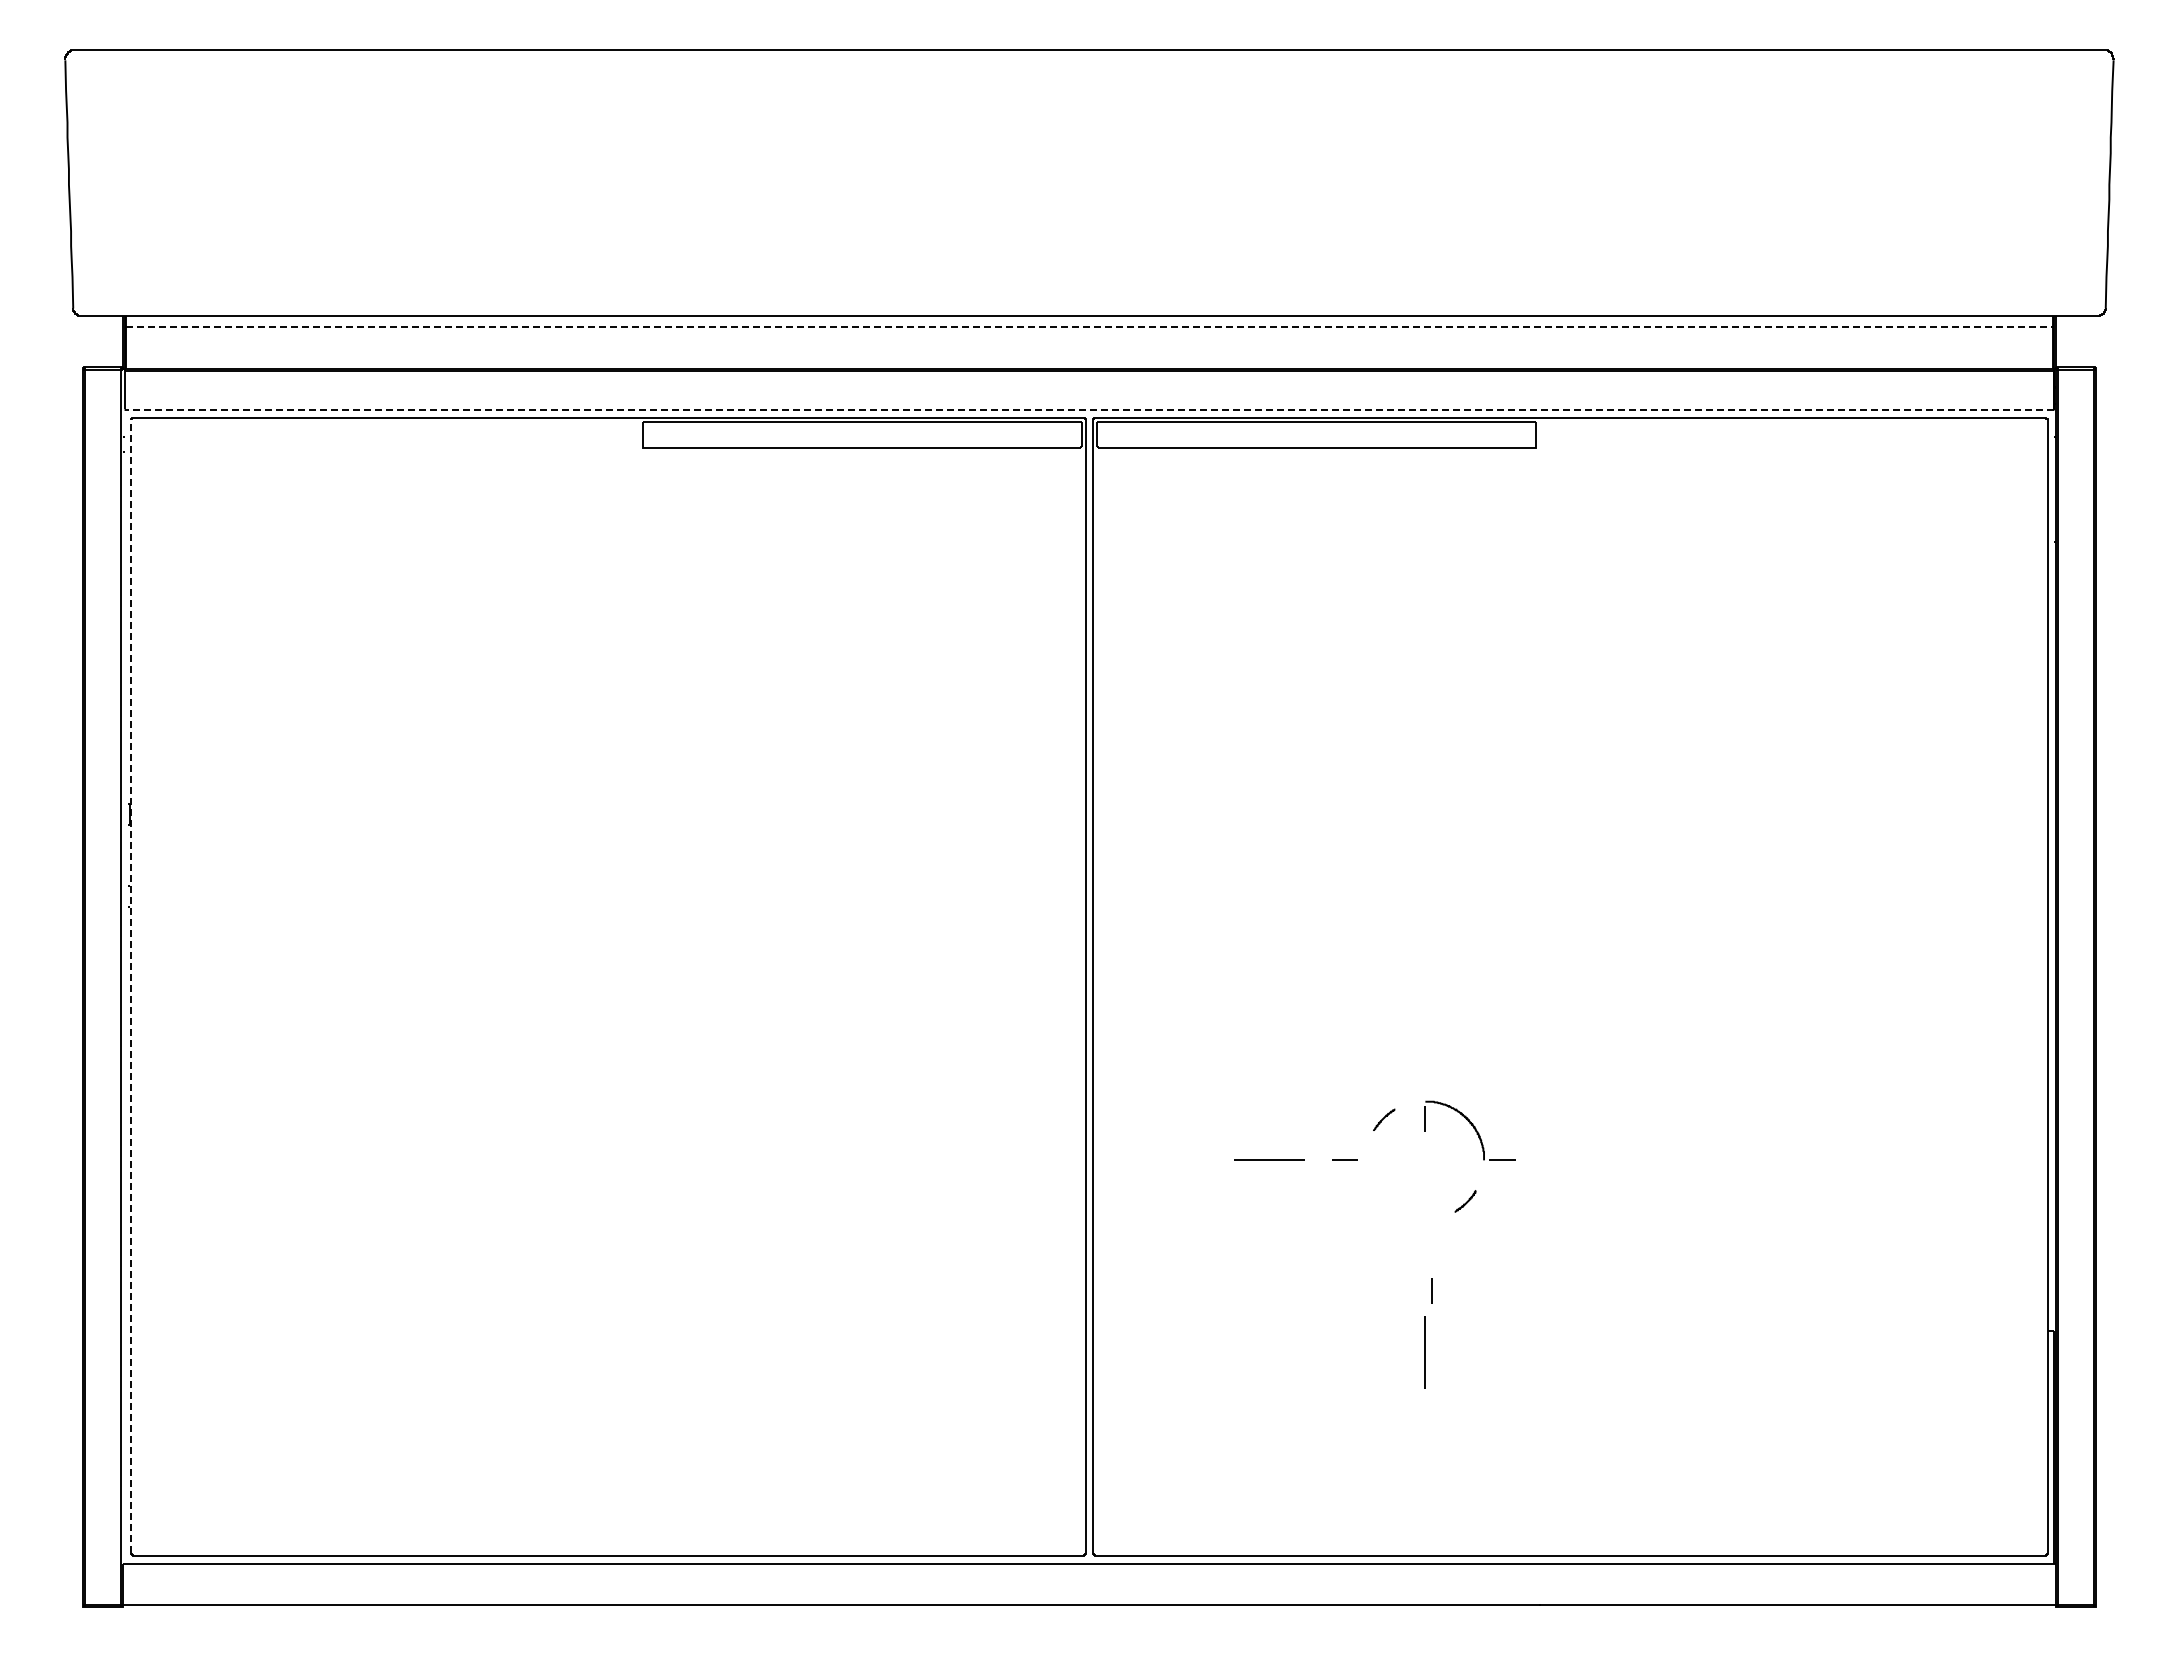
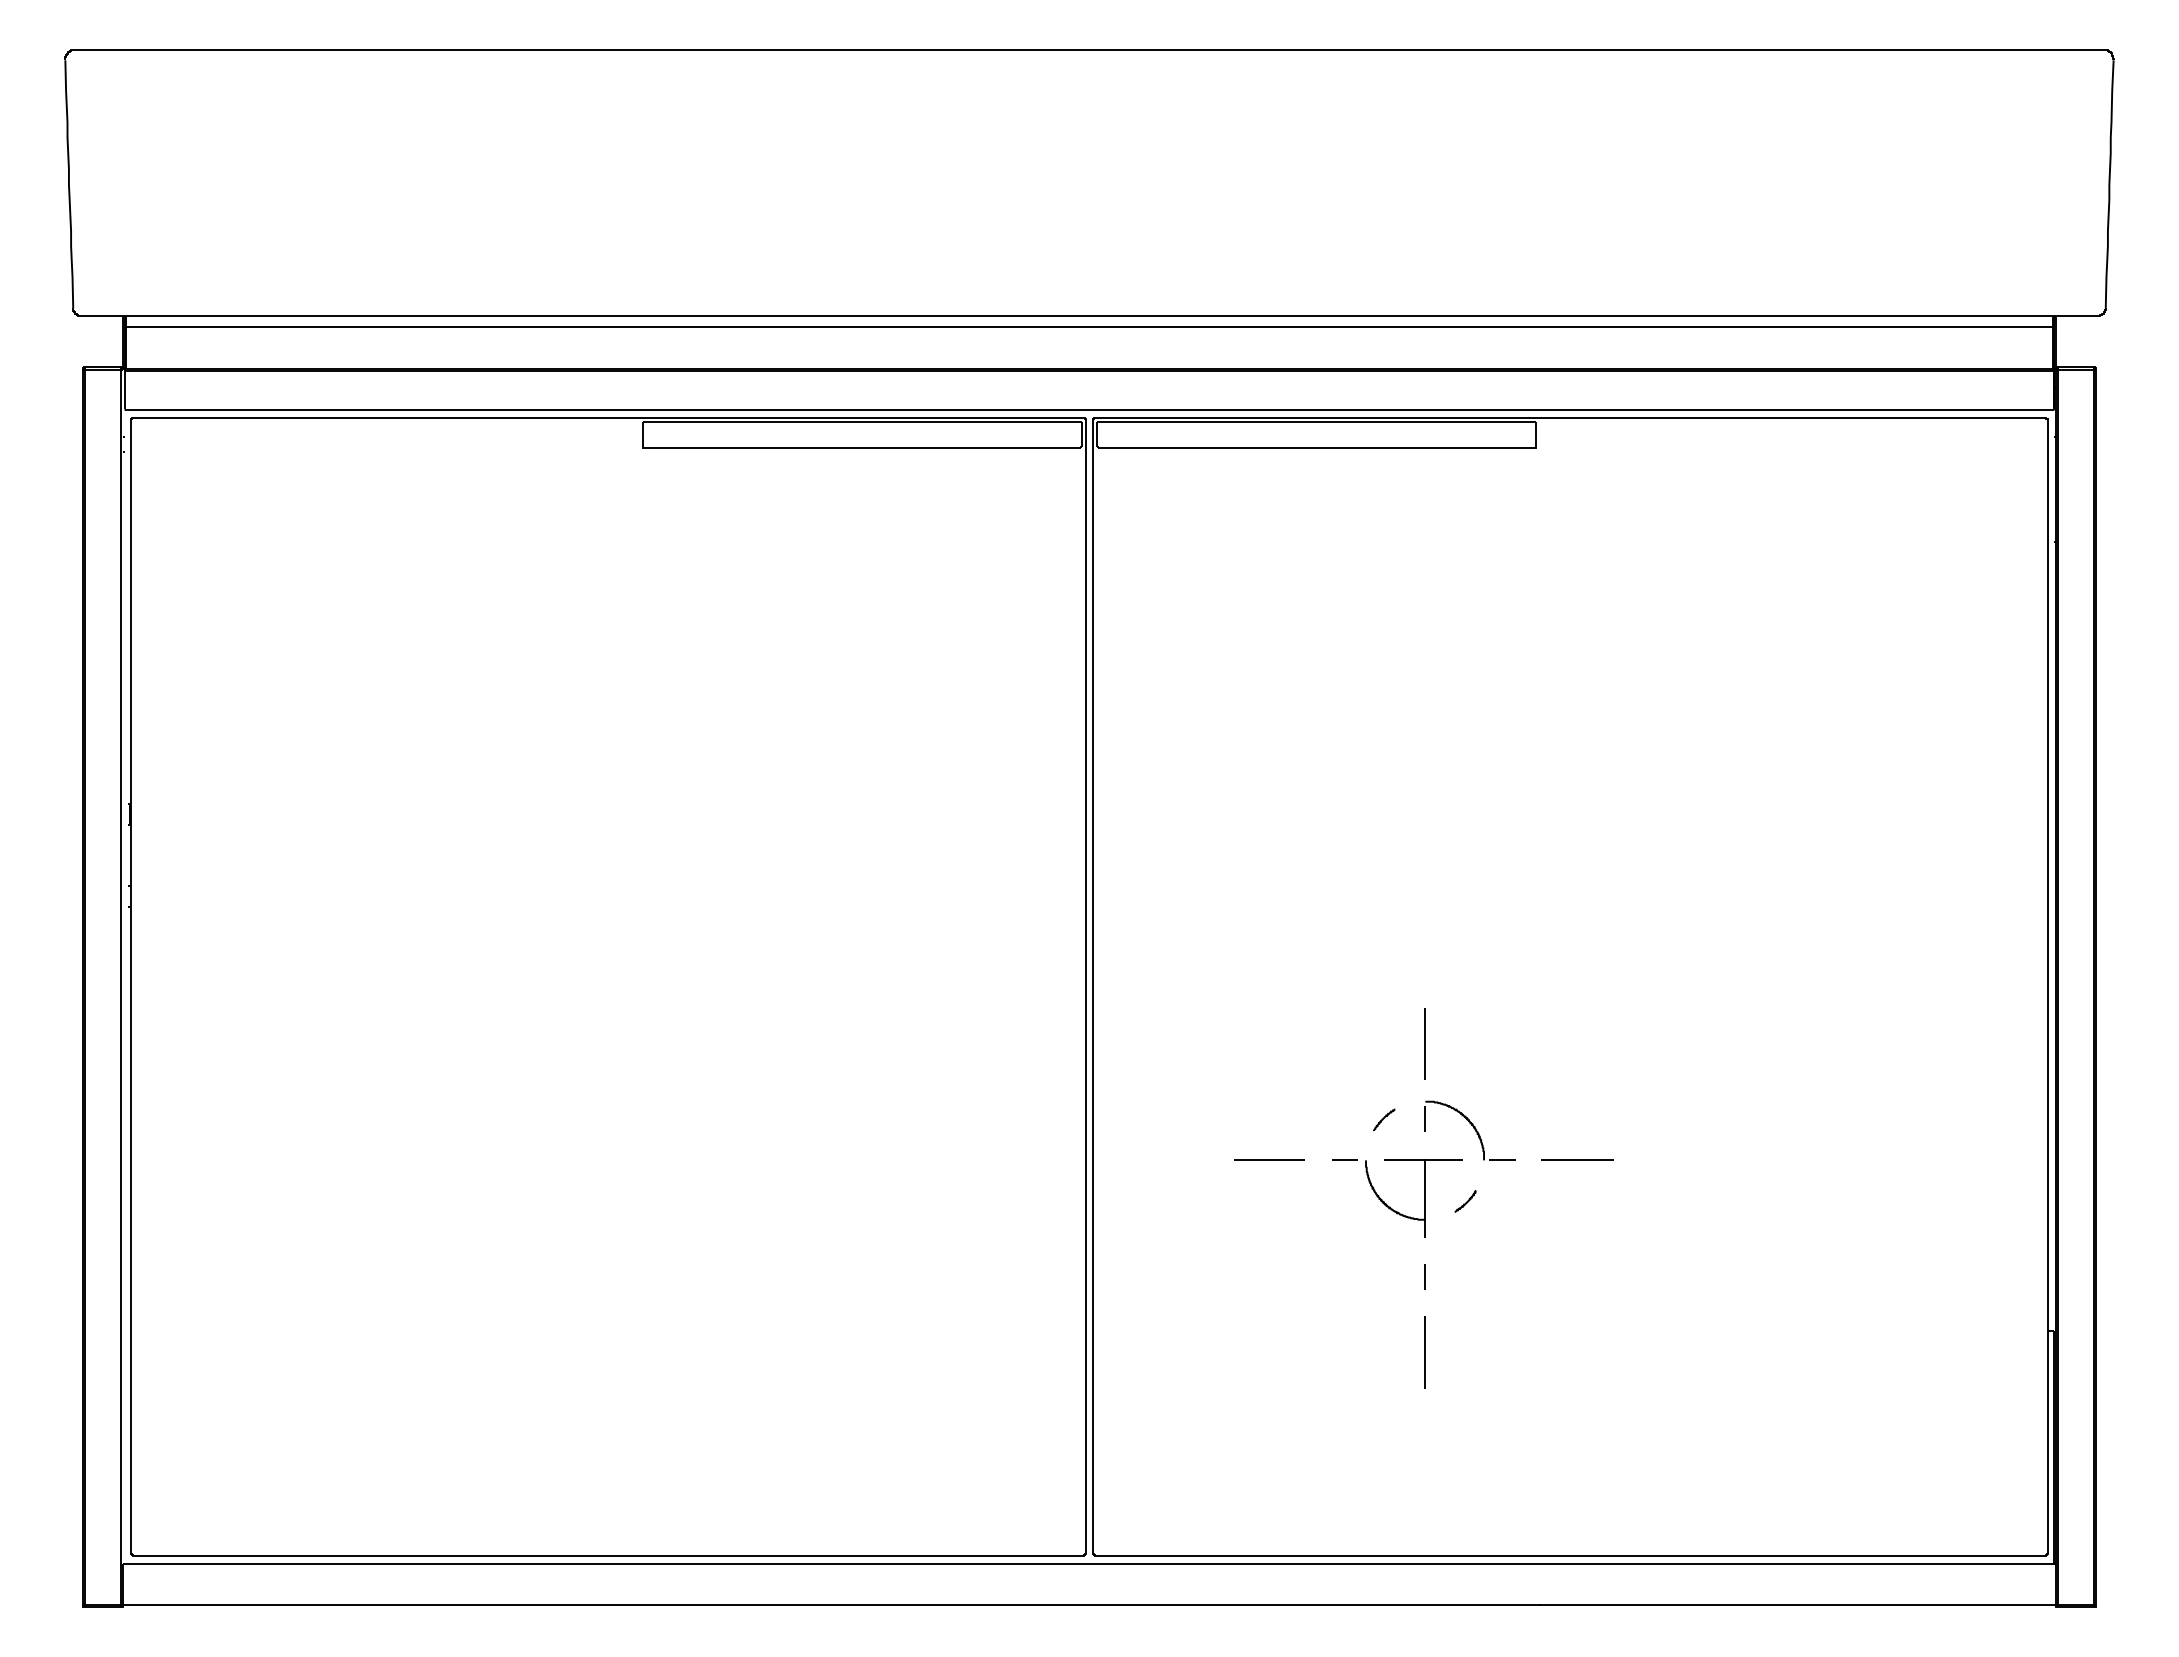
line: dashed -> solid (1089, 327)
line: dashed -> solid (1088, 410)
line: dashed -> solid (131, 986)
line: none -> present (1424, 1043)
line: none -> present (1577, 1159)
part: none -> present (1424, 1198)
line position: (1431, 1290) -> (1424, 1276) (1424, 1276)
